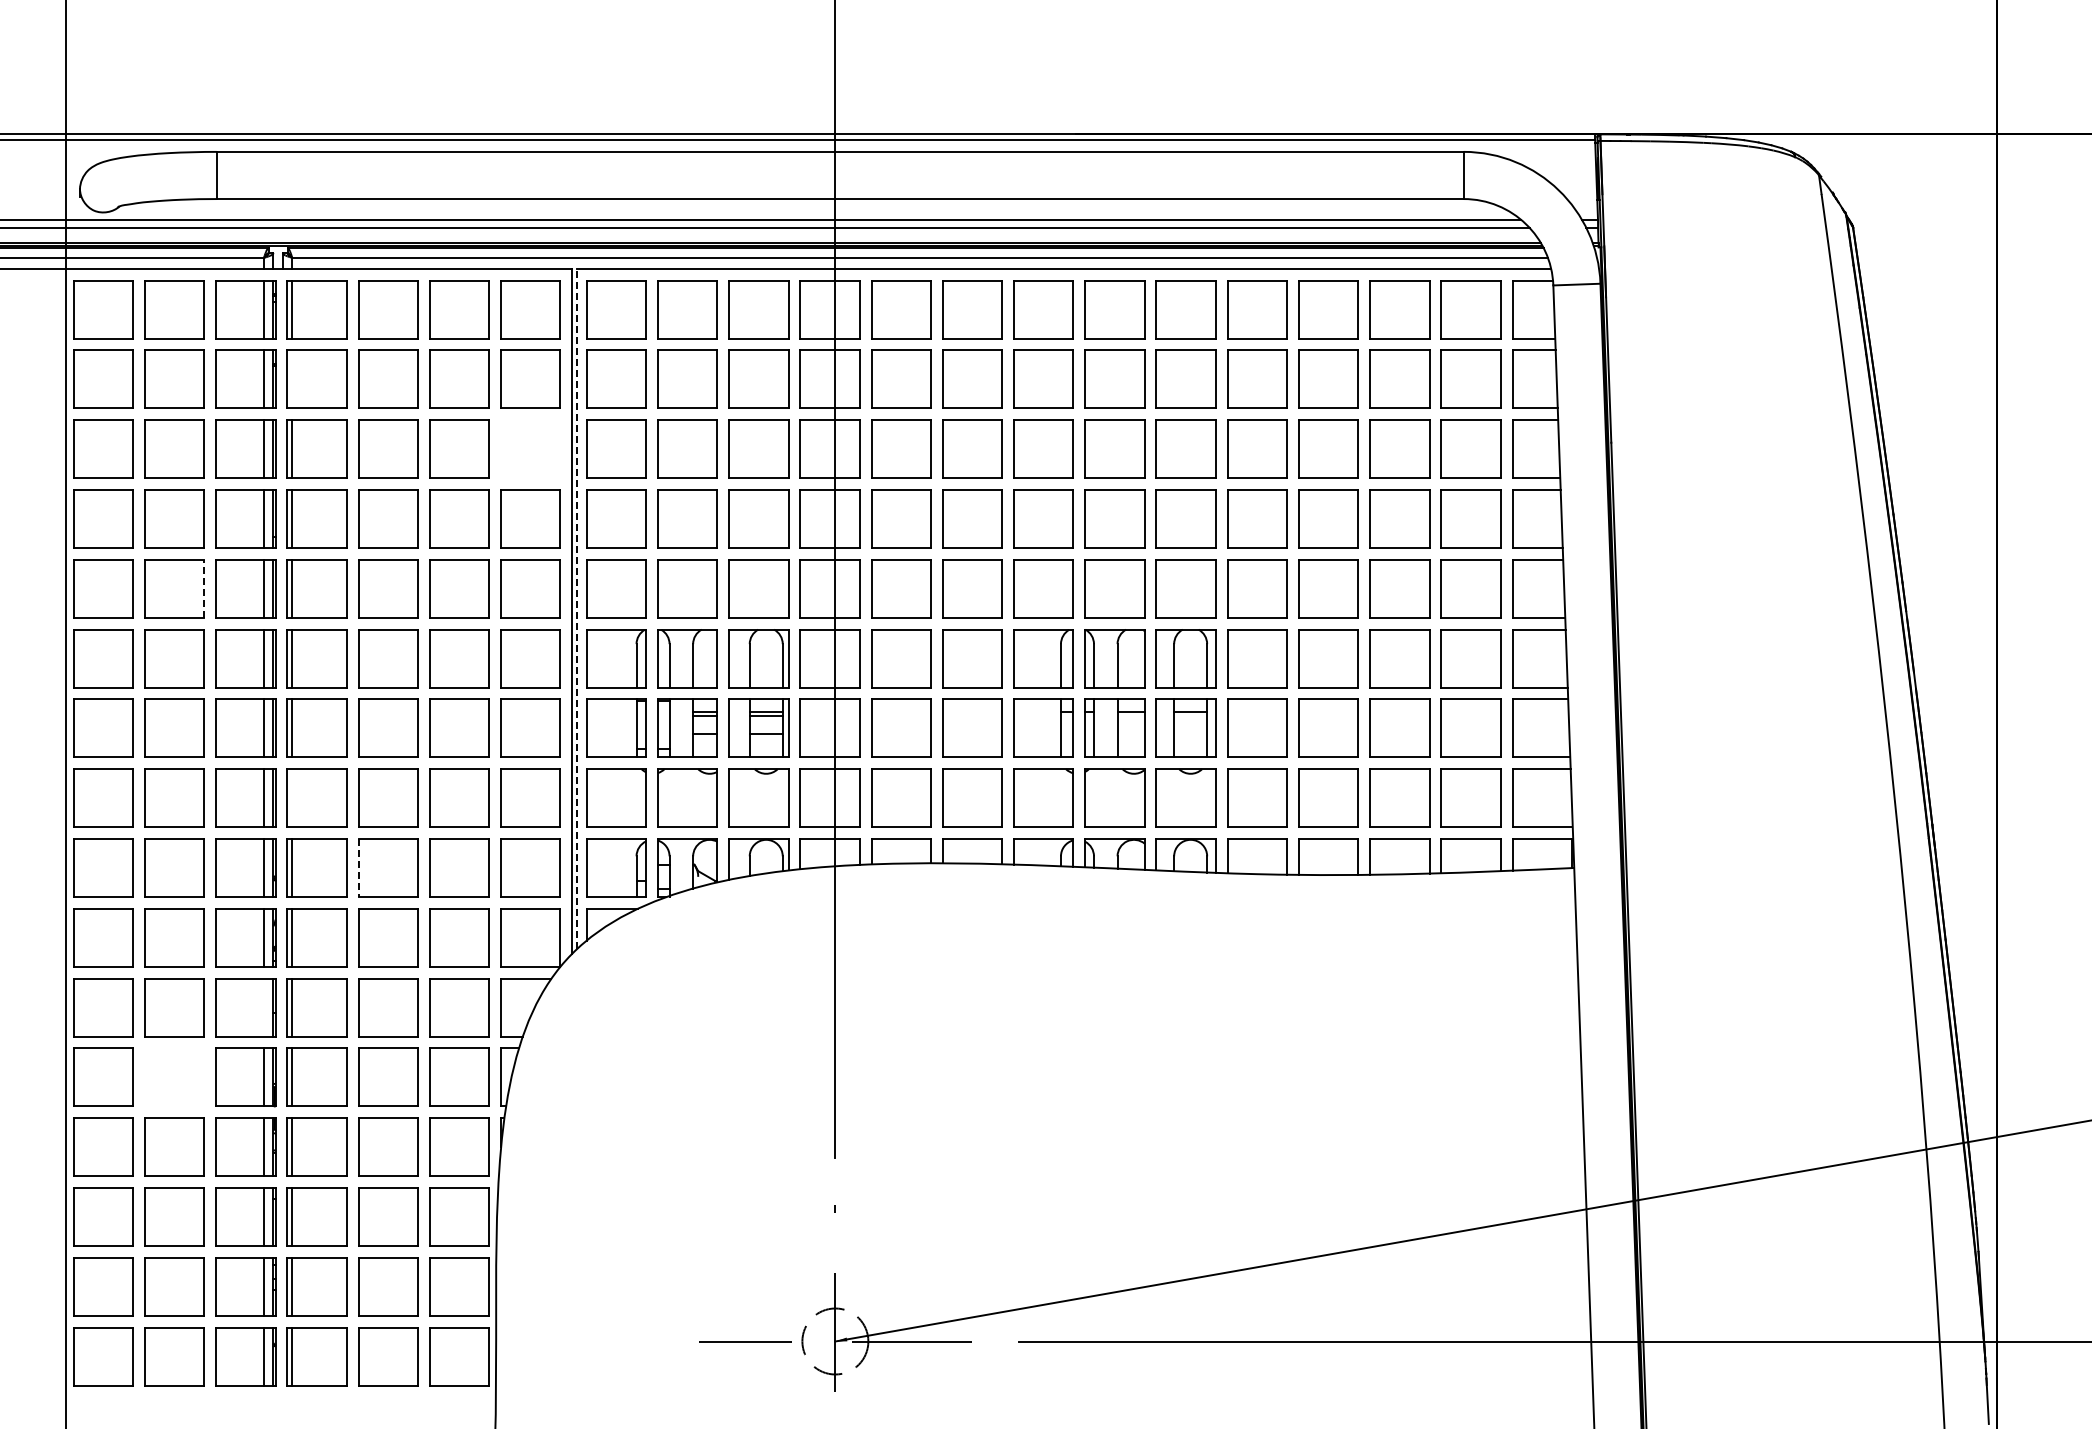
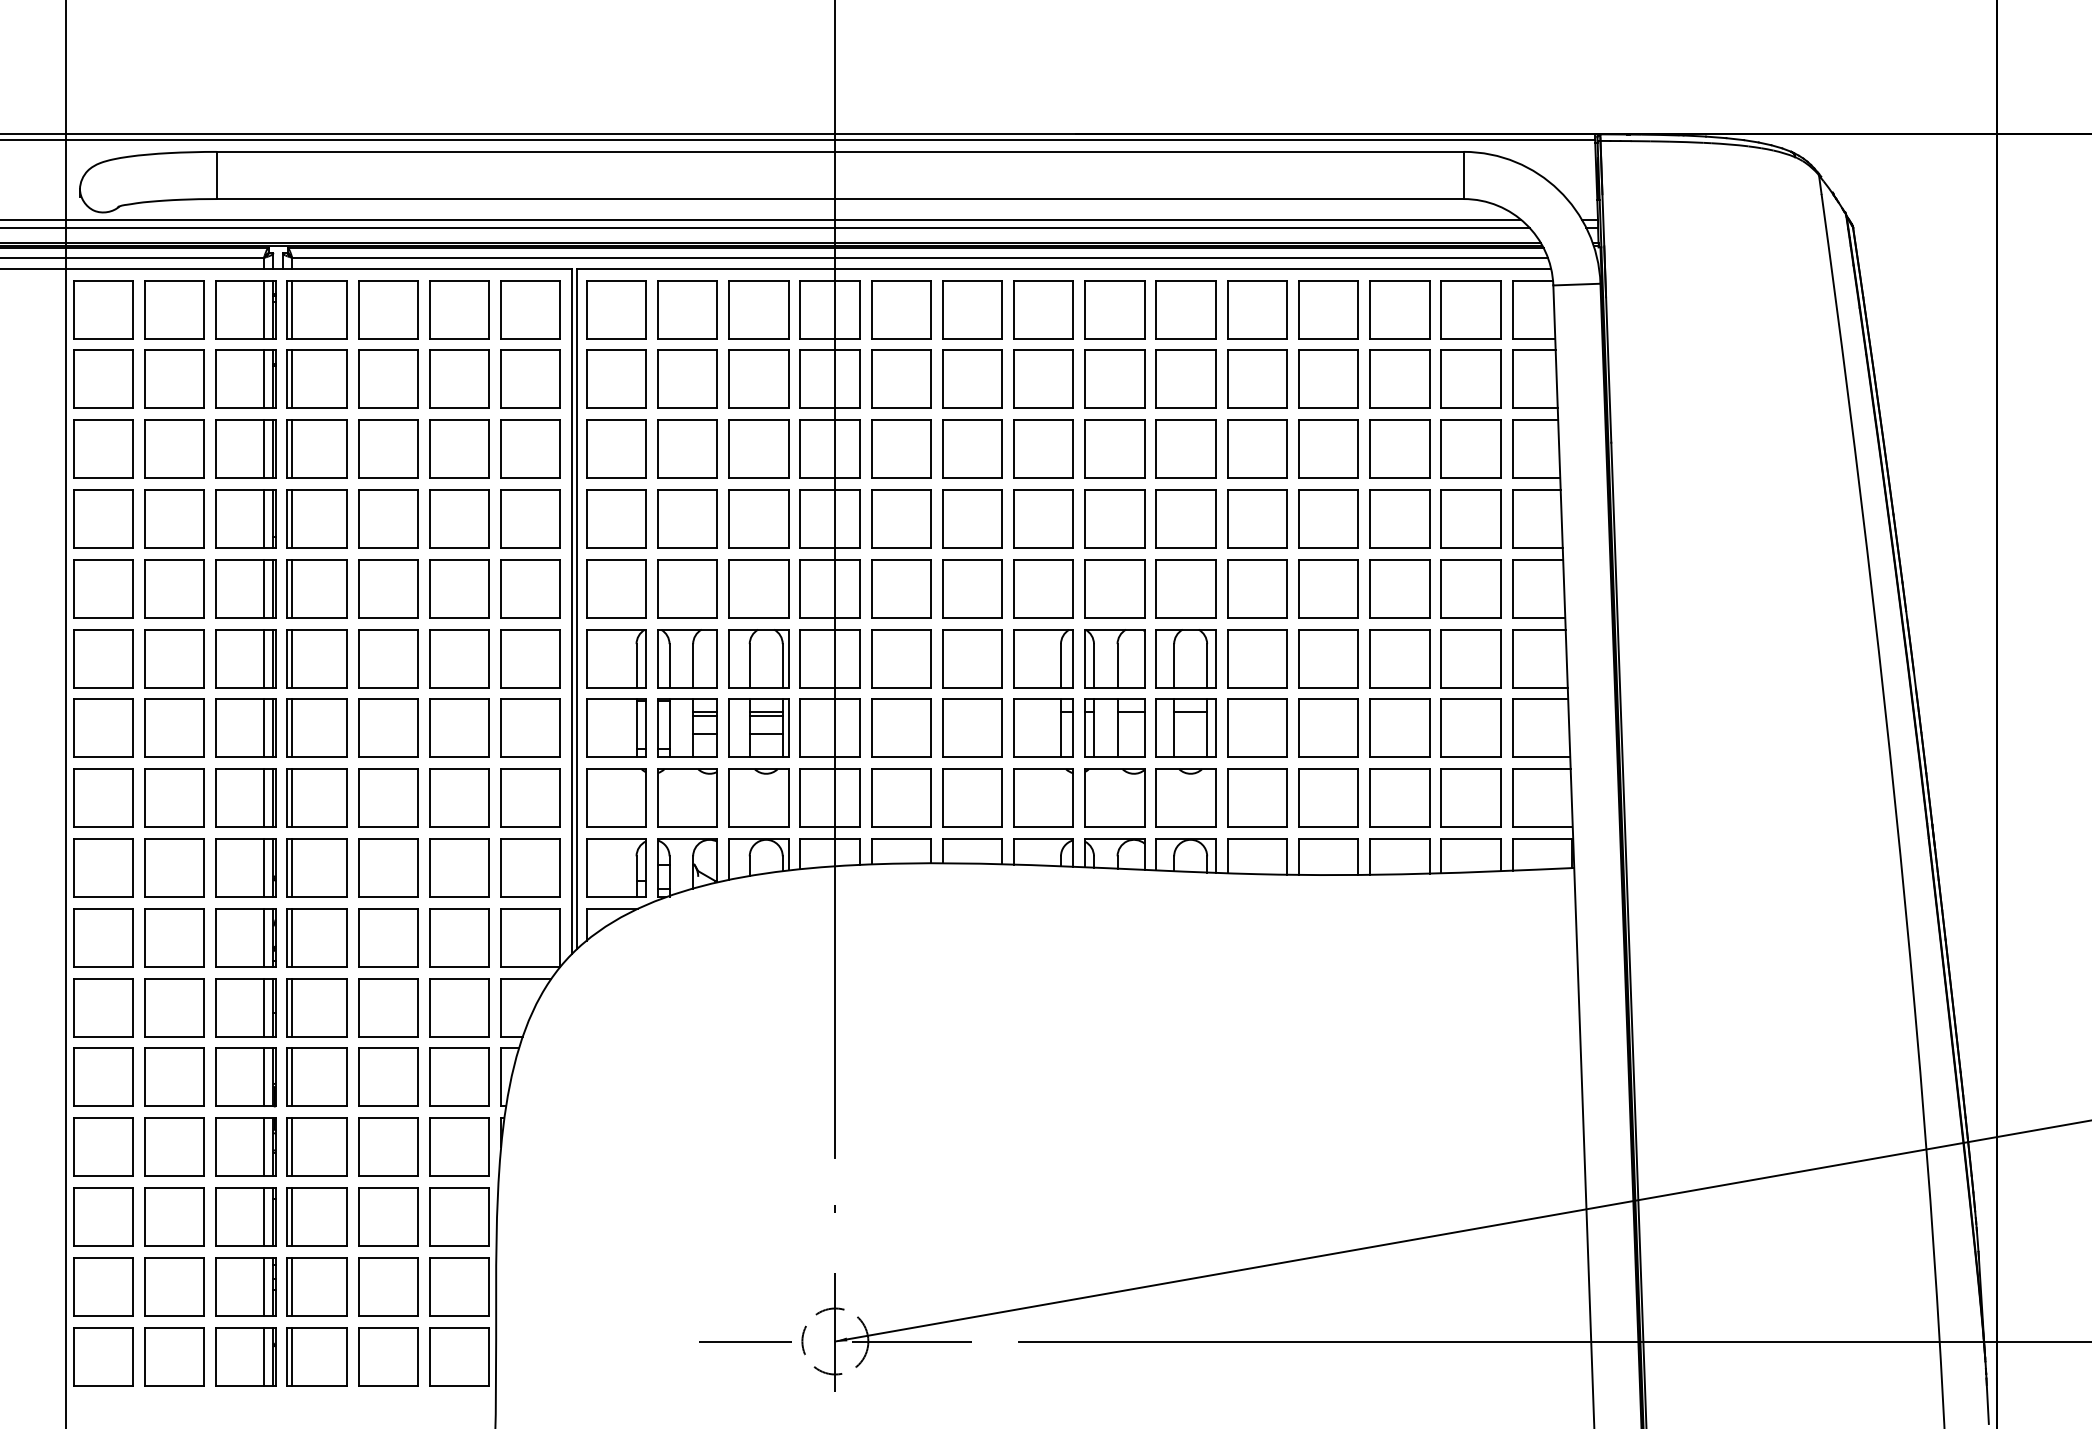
line: none -> present (292, 379)
part: none -> present (530, 448)
line: dashed -> solid (204, 588)
line: dashed -> solid (576, 608)
line: none -> present (292, 798)
line: dashed -> solid (358, 868)
line: none -> present (264, 1007)
part: none -> present (174, 1076)
